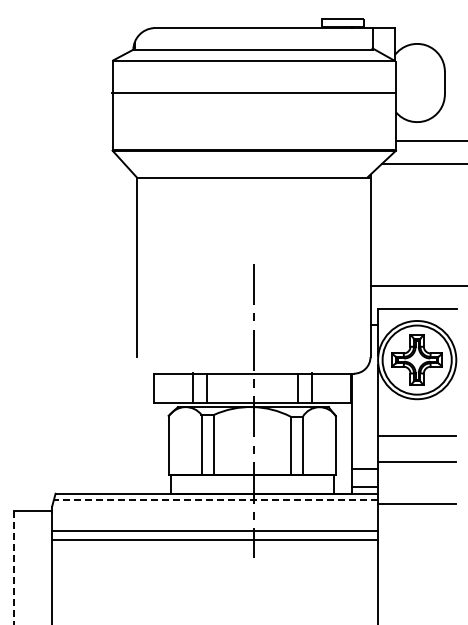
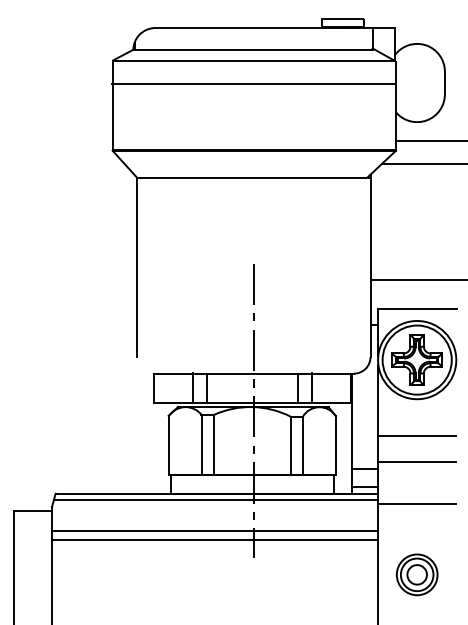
line position: (253, 92) -> (253, 83) (253, 83)
line position: (417, 286) -> (417, 280) (417, 280)
line: dashed -> solid (215, 500)
line: dashed -> solid (13, 567)
part: none -> present (417, 574)
